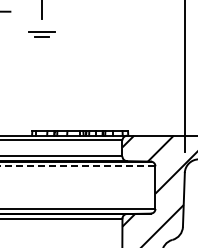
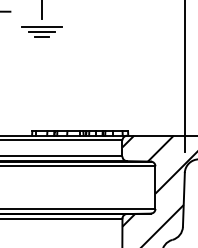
line: none -> present (41, 26)
line: dashed -> solid (77, 166)
